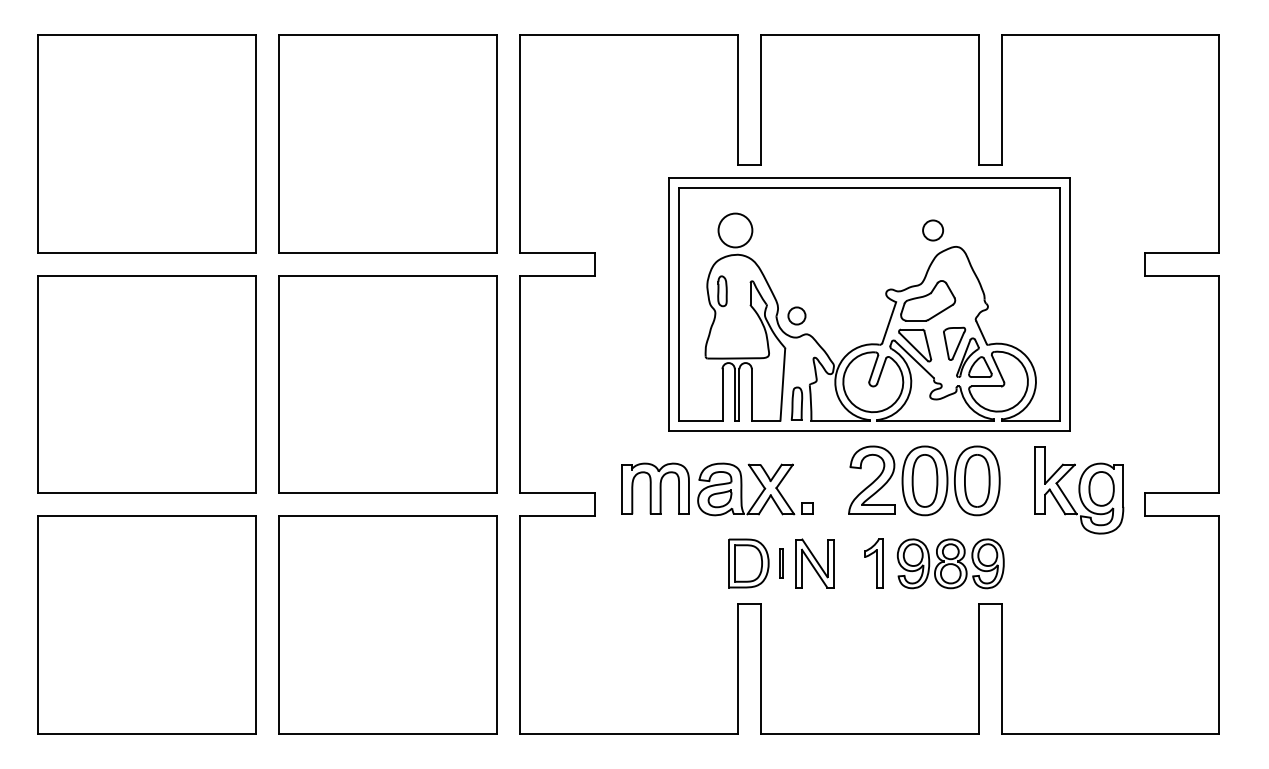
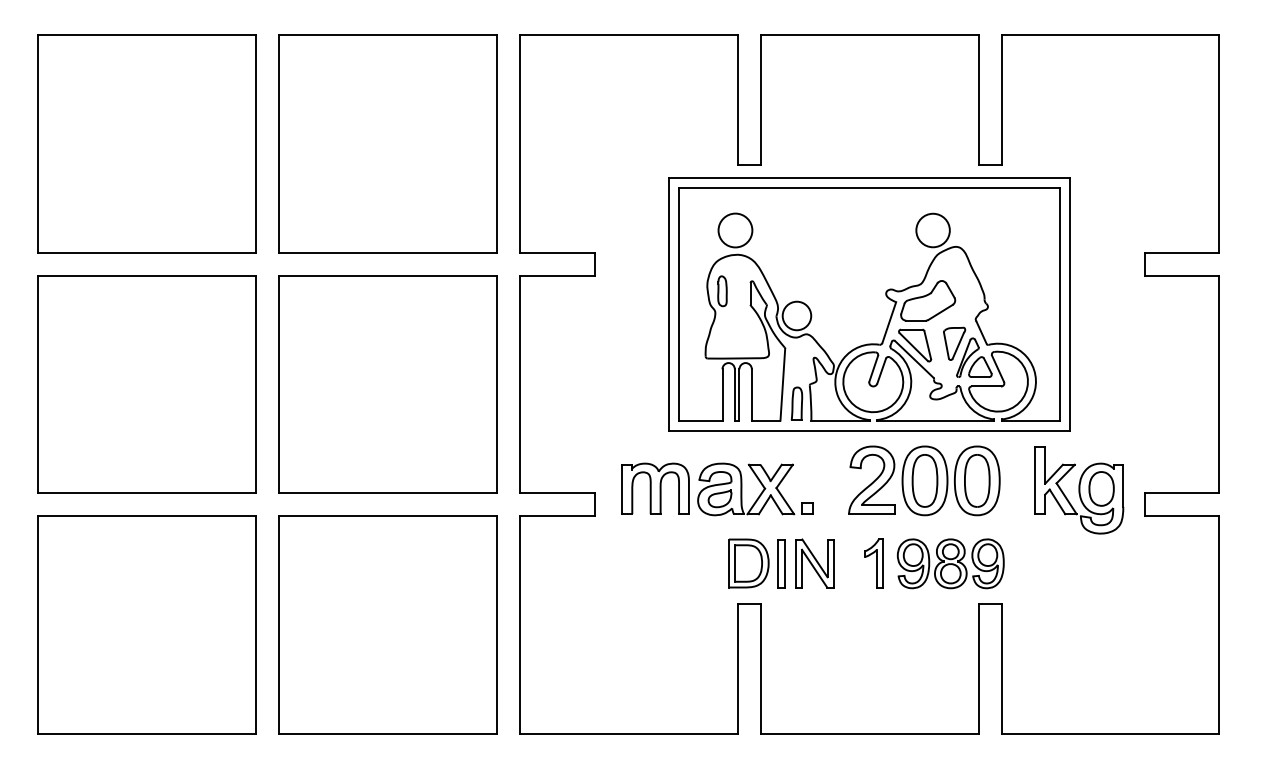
circle diameter: 20 px -> 34 px (932, 230)
circle diameter: 17 px -> 29 px (796, 315)
part size: 5x31 px -> 9x50 px (781, 563)
